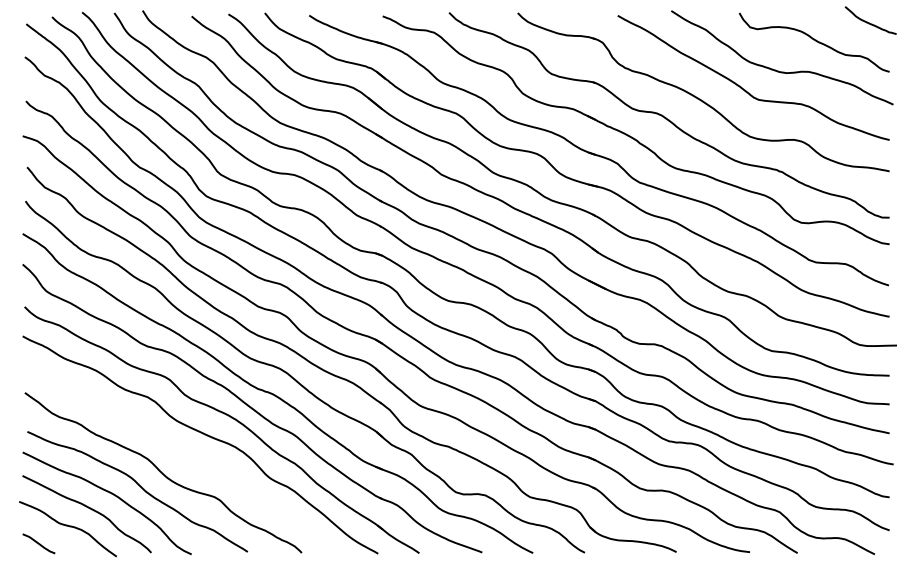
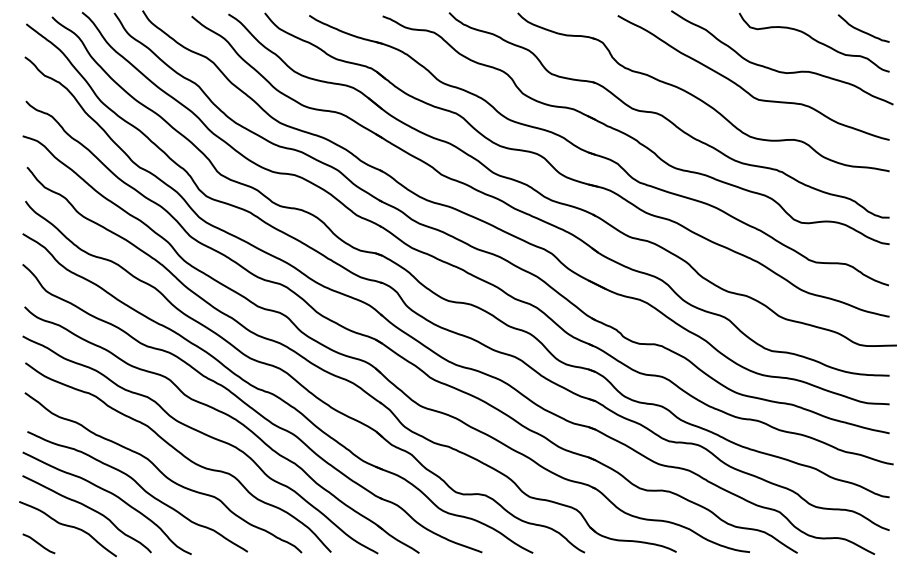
curve position: (869, 22) -> (862, 30) (862, 30)
curve: none -> present (180, 454)
